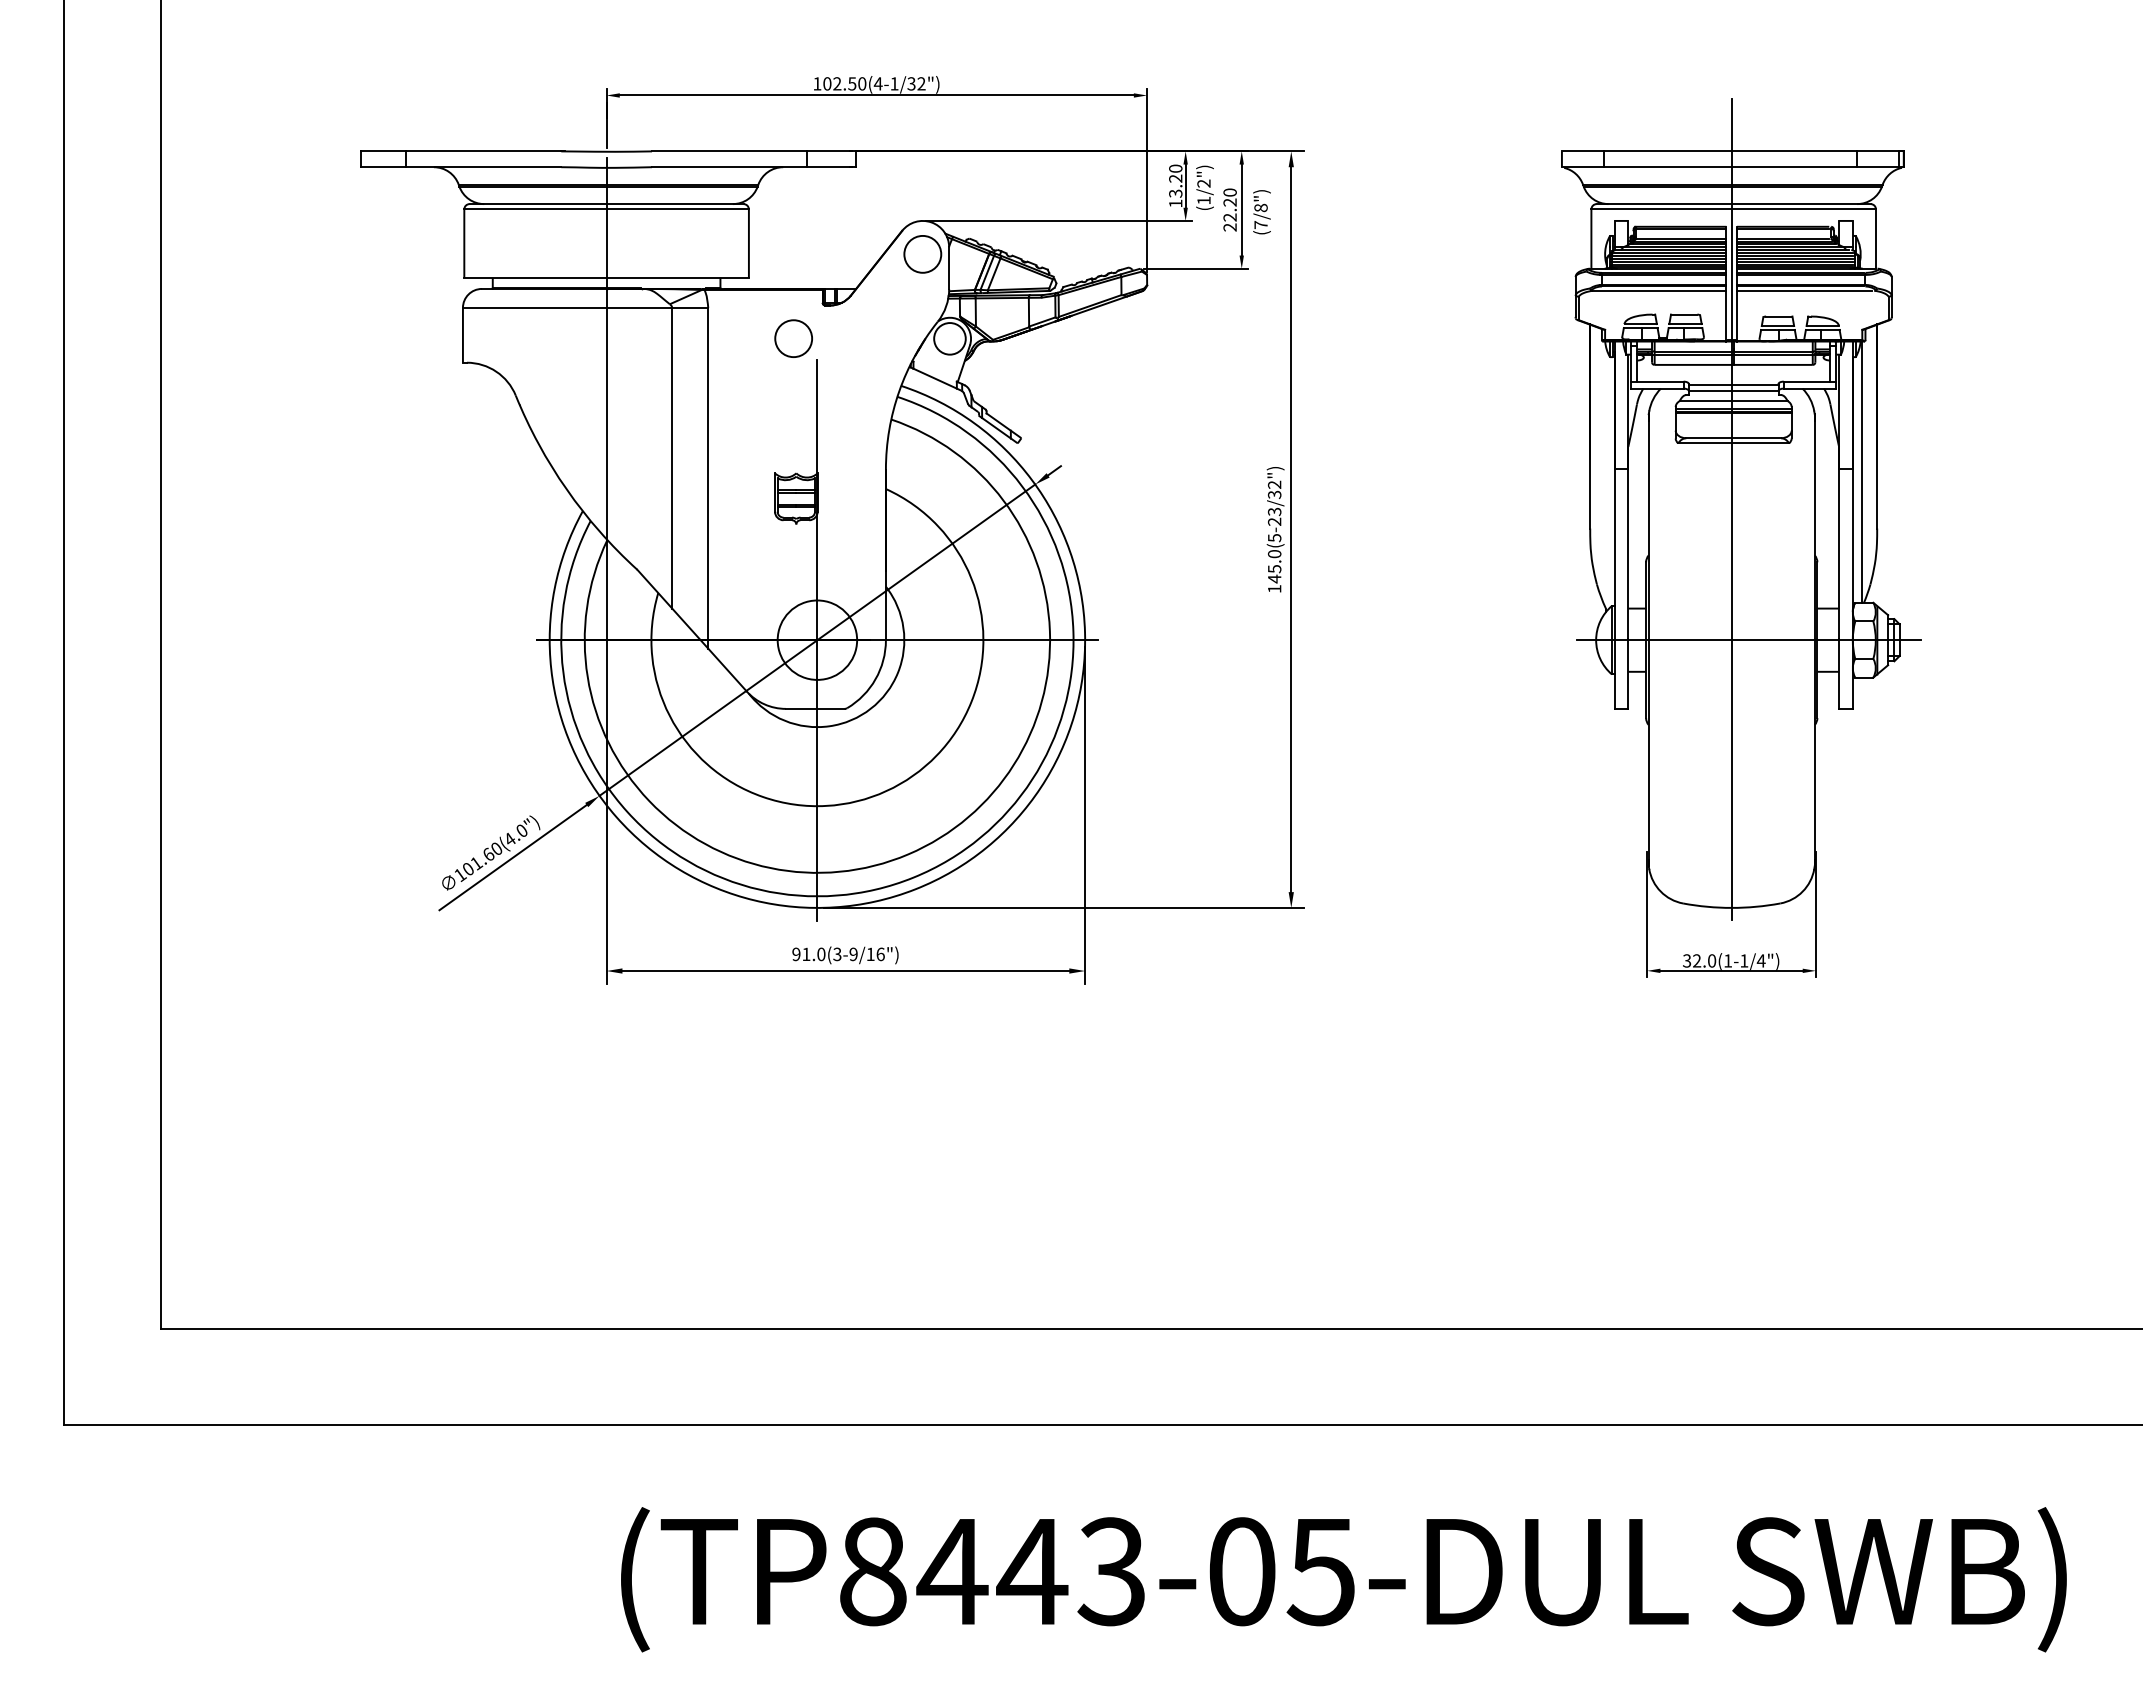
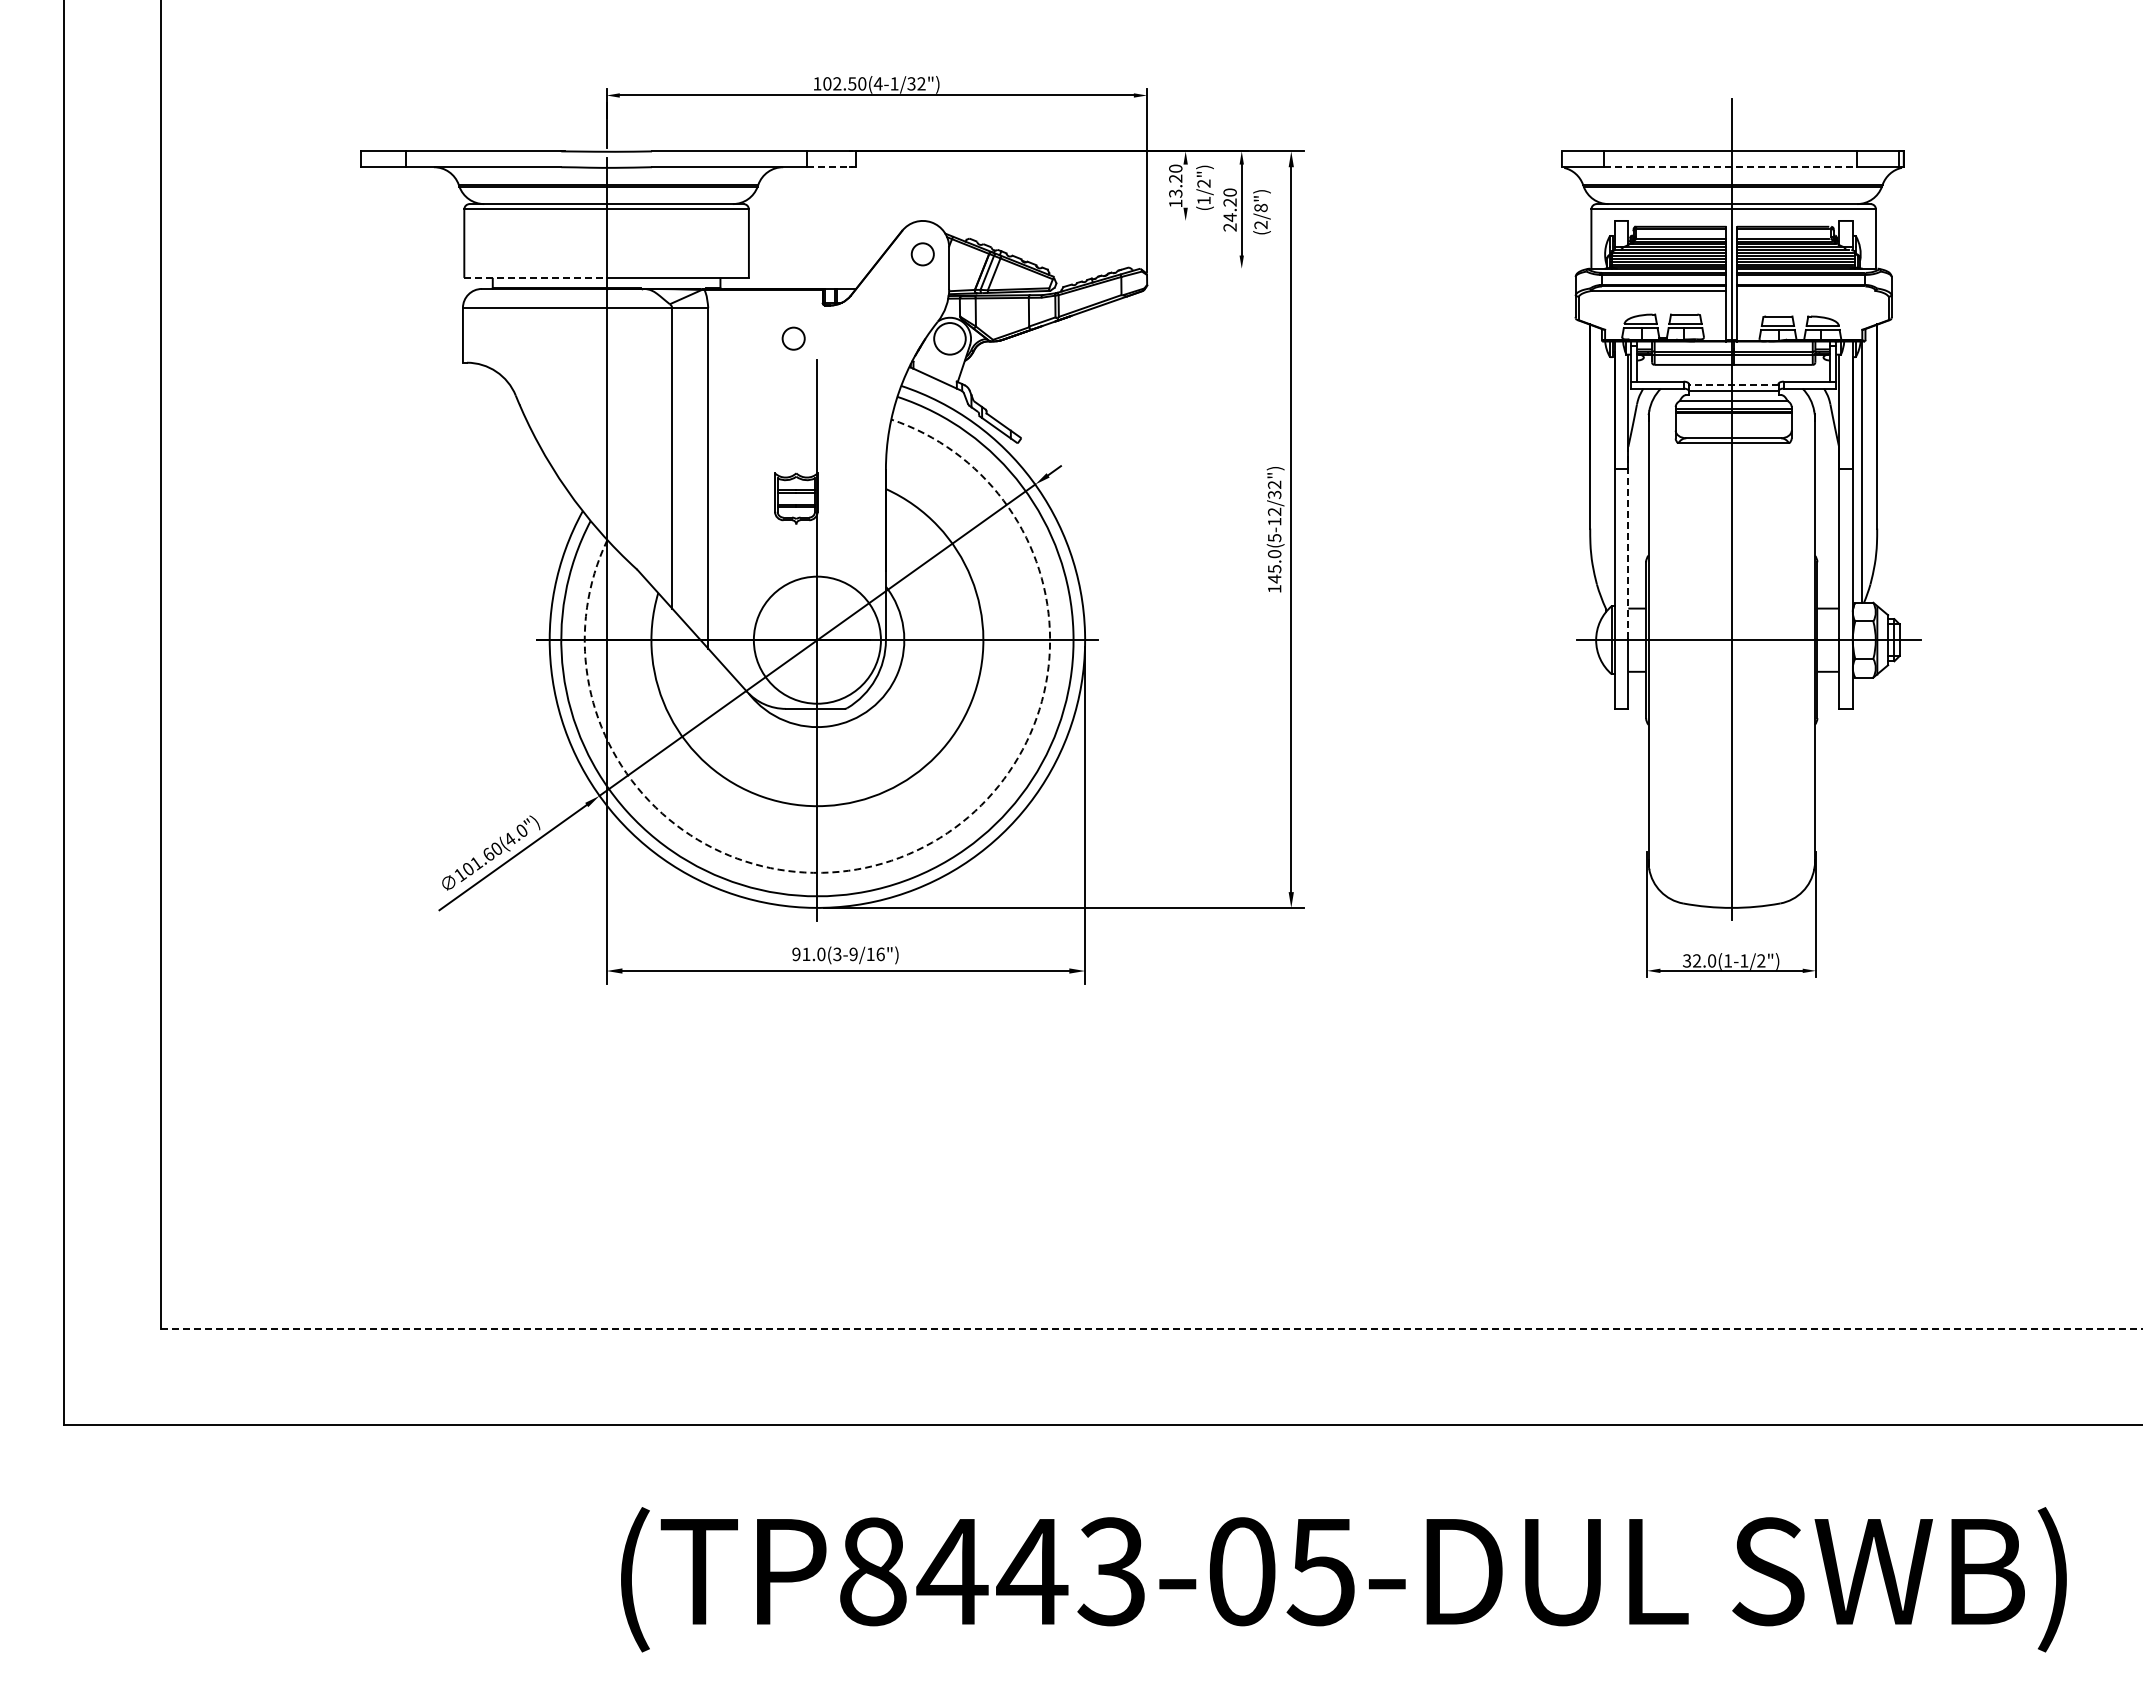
line: solid -> dashed (831, 167)
line: solid -> dashed (1730, 167)
line: present -> none (1185, 185)
text: 22.20 -> 24.20 (1229, 217)
line: present -> none (1059, 220)
text: (7/8") -> (2/8") (1260, 225)
circle diameter: 37 px -> 22 px (922, 254)
line: present -> none (1195, 268)
line: solid -> dashed (535, 277)
line: present -> none (1804, 290)
circle diameter: 37 px -> 22 px (793, 338)
line: solid -> dashed (1733, 385)
text: 145.0(5-23/32") -> 145.0(5-12/32") (1274, 516)
line: solid -> dashed (1628, 542)
circle diameter: 79 px -> 127 px (816, 639)
arc: solid -> dashed (908, 854)
text: 32.0(1-1/4") -> 32.0(1-1/2") (1760, 960)
line: solid -> dashed (1151, 1328)
